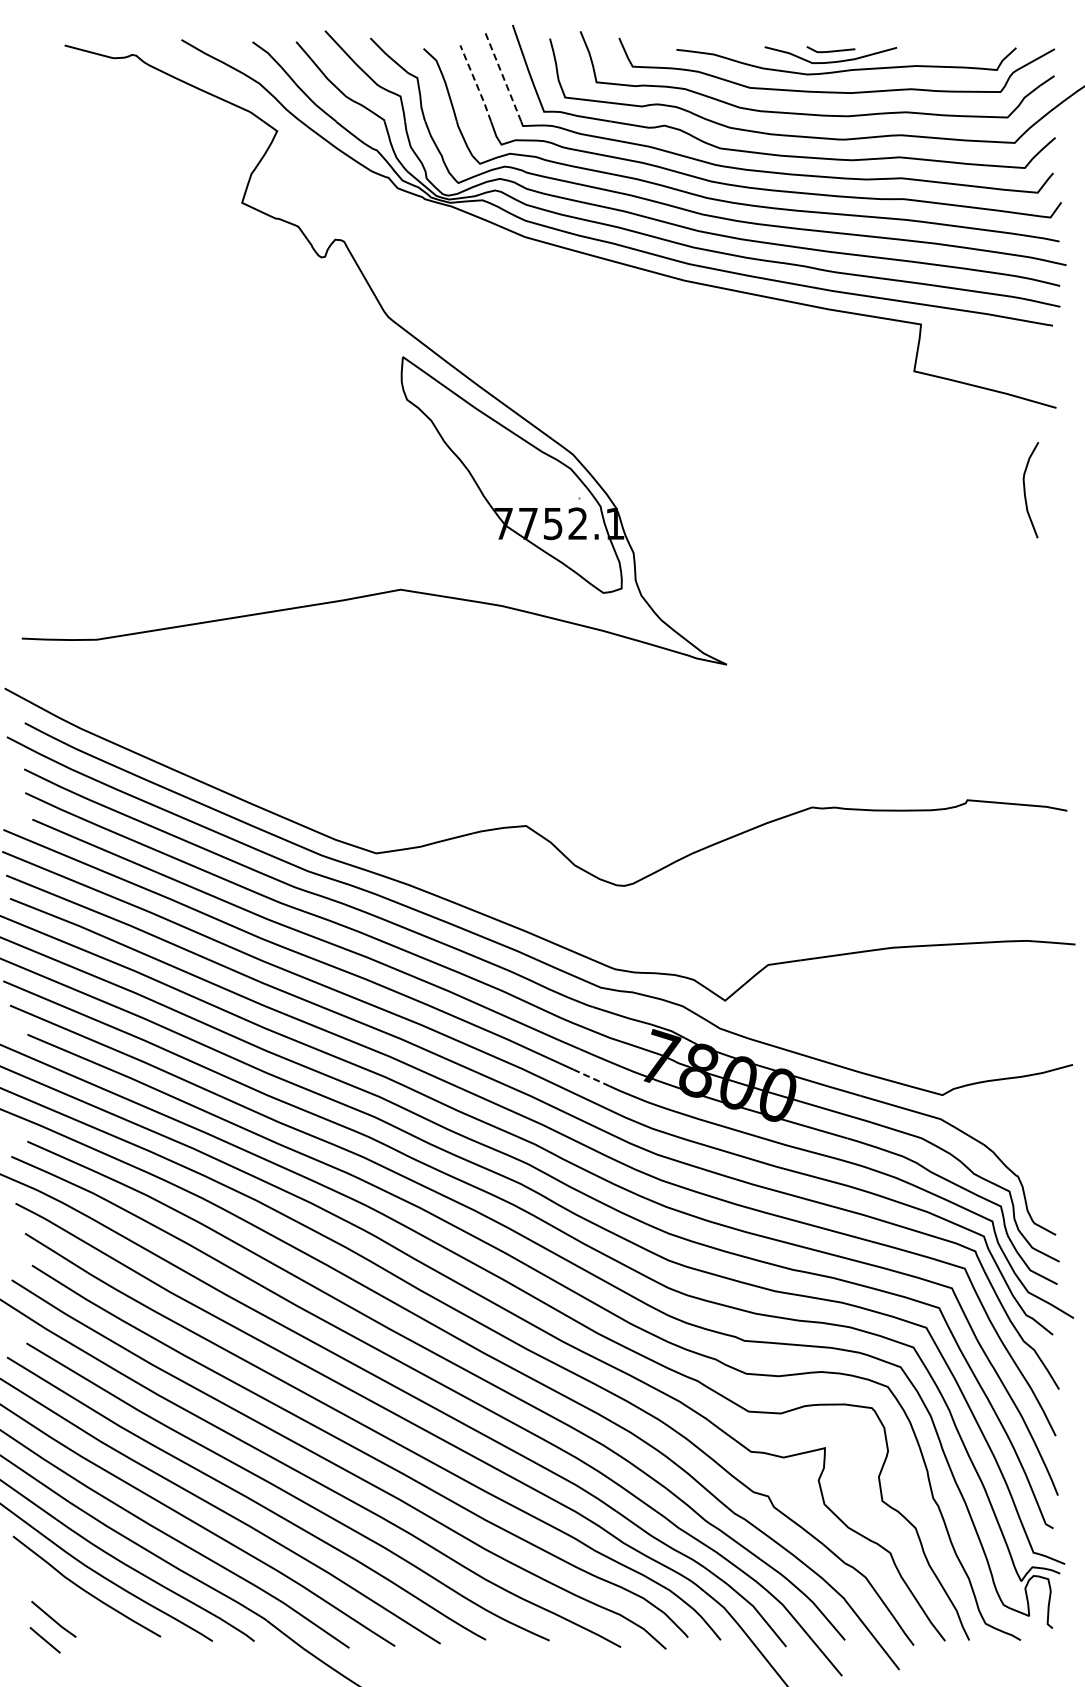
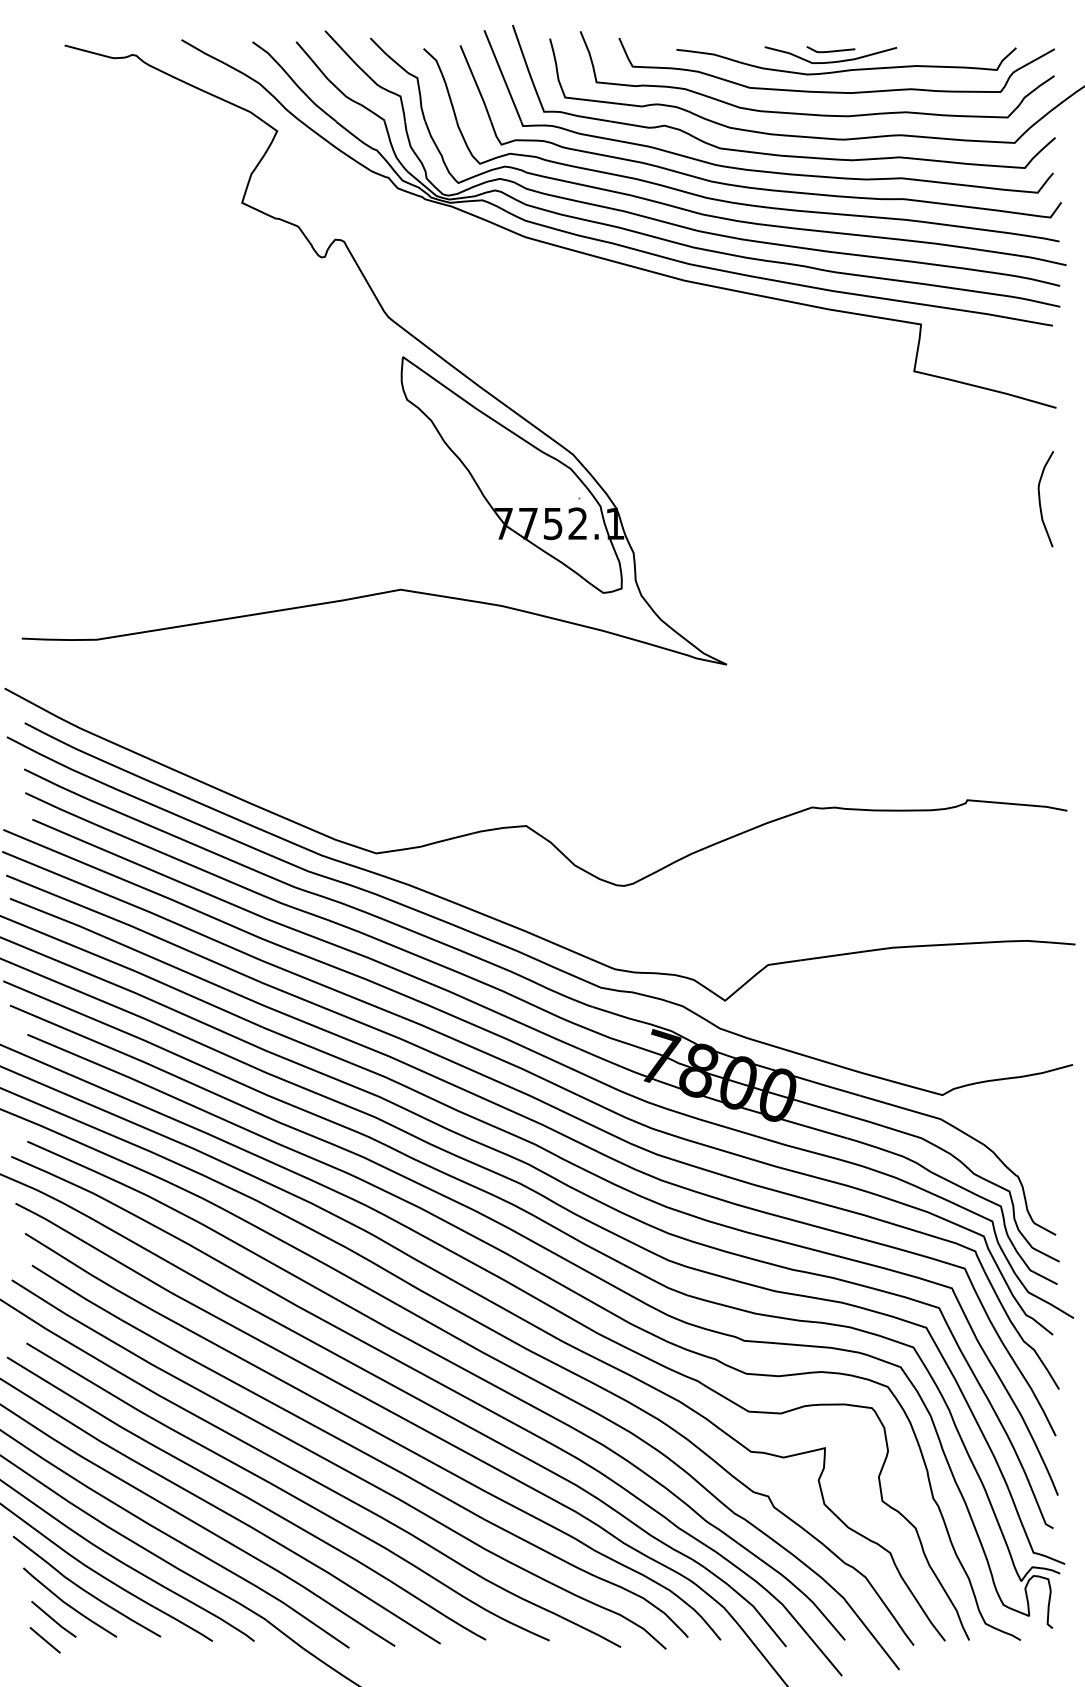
line: dashed -> solid (502, 76)
line: dashed -> solid (476, 83)
curve position: (1025, 490) -> (1040, 499) (1040, 499)
line: dashed -> solid (591, 1077)
curve: none -> present (69, 1604)
